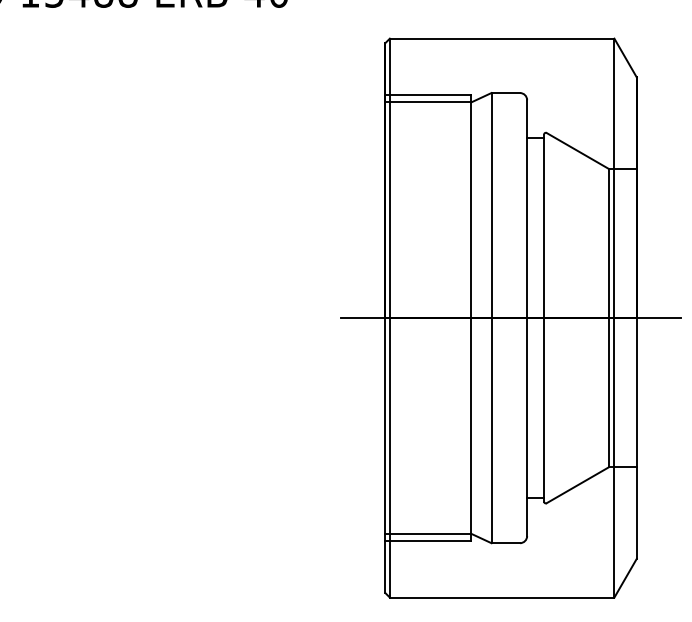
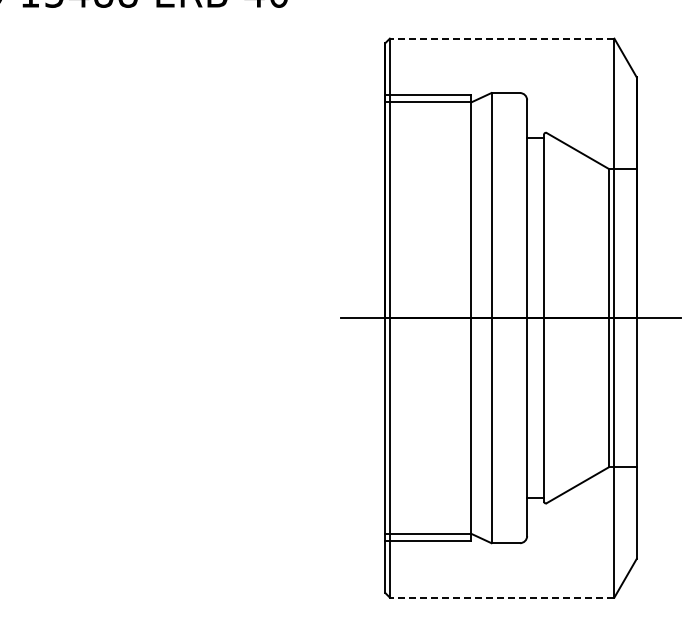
line: solid -> dashed (501, 38)
line: solid -> dashed (501, 597)
